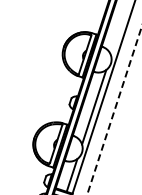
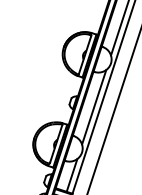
line: none -> present (119, 28)
line: dashed -> solid (114, 110)
